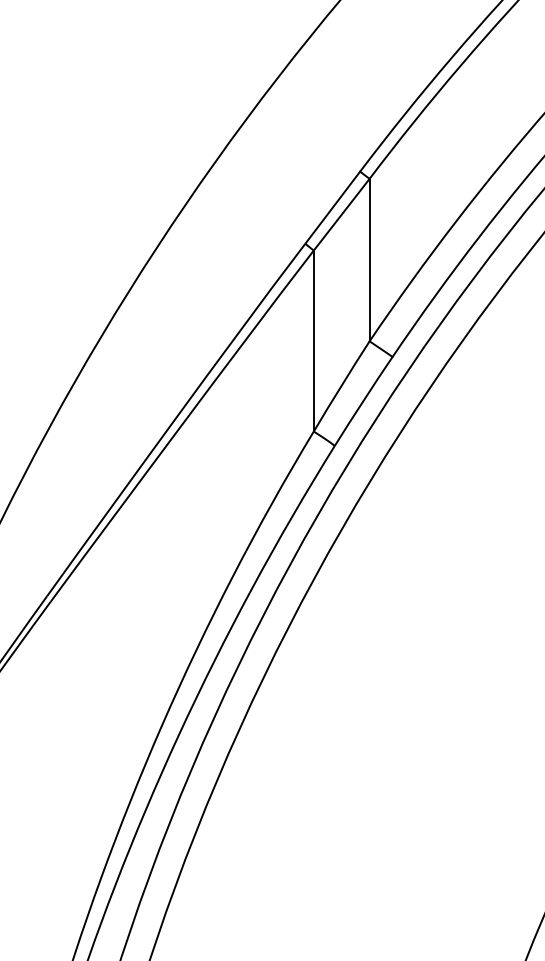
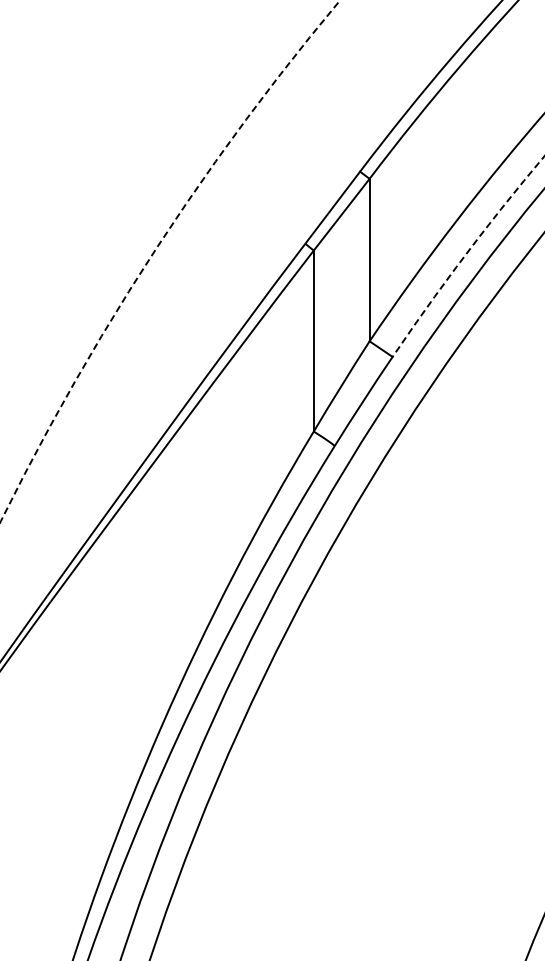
arc: solid -> dashed (154, 251)
arc: solid -> dashed (466, 254)
